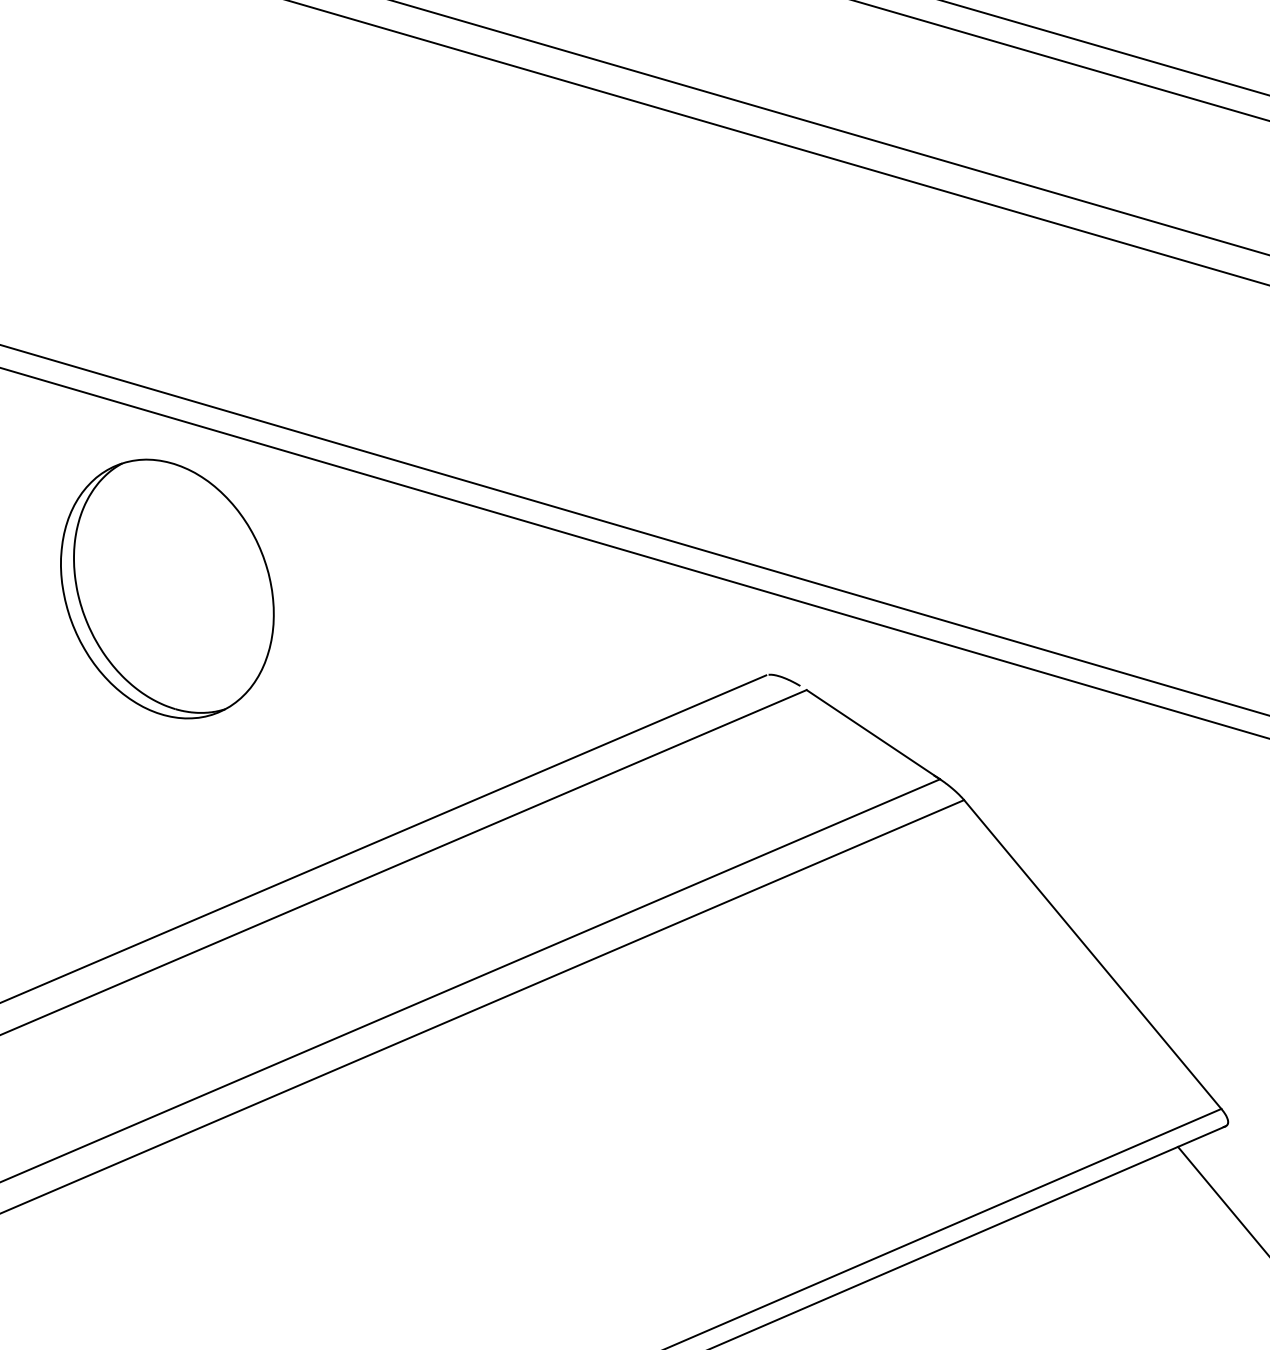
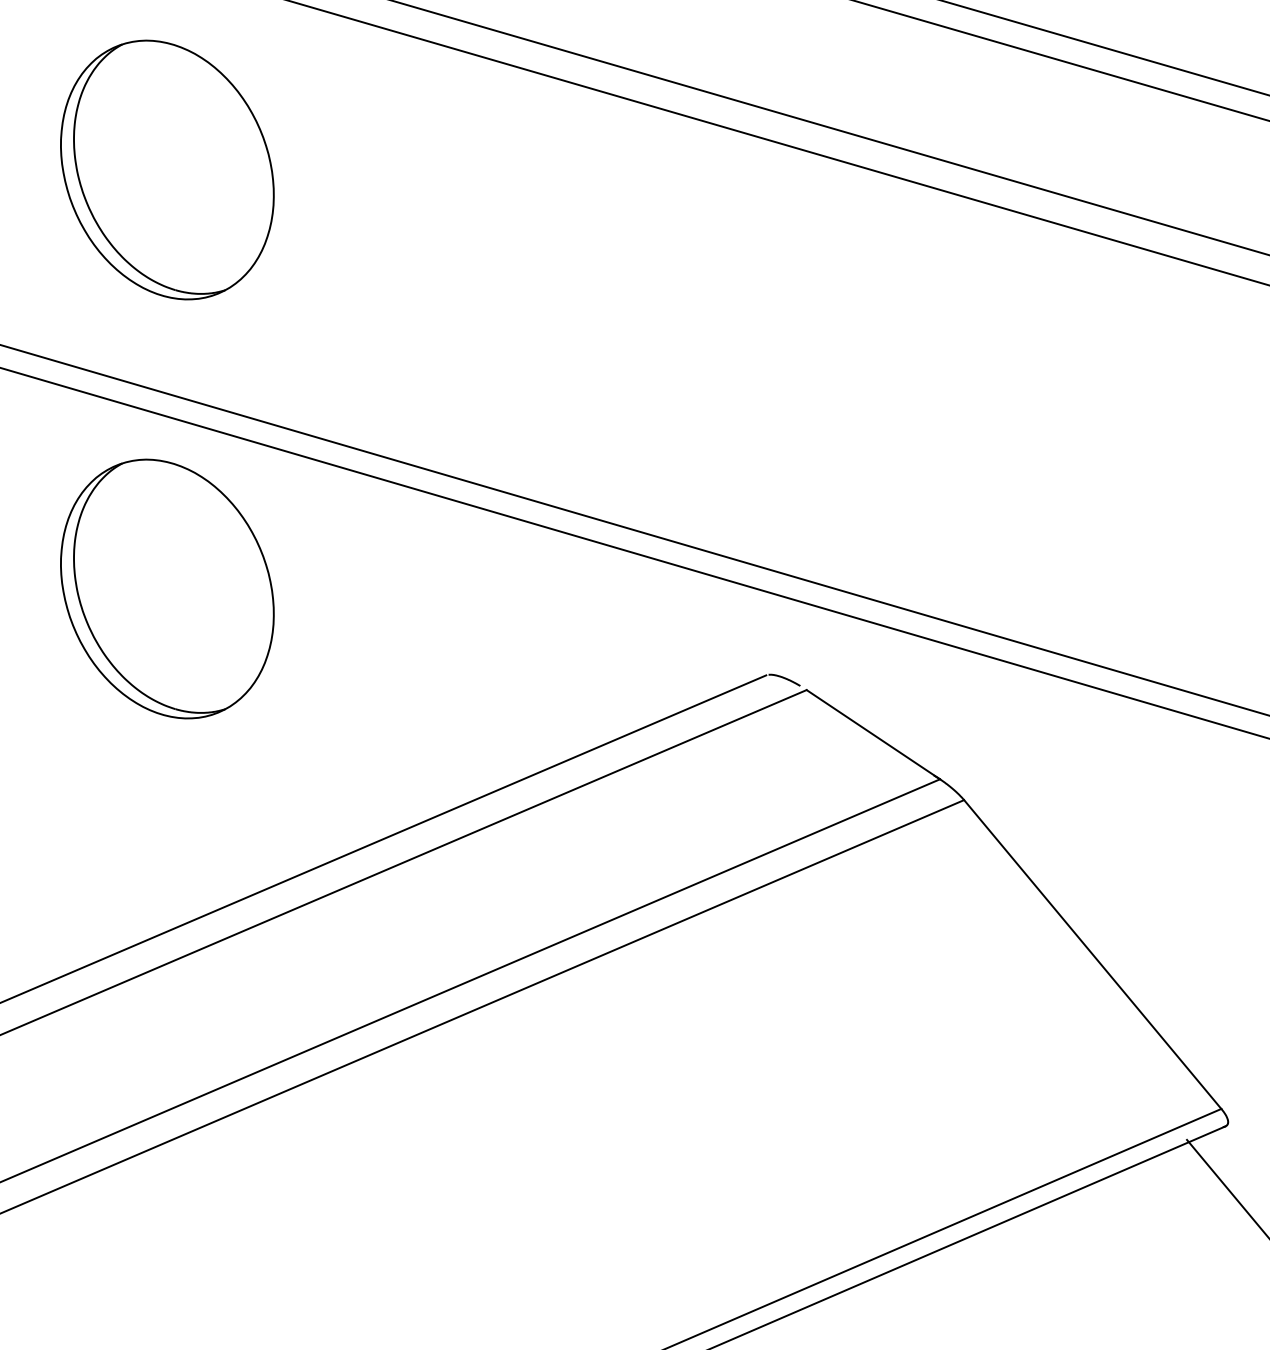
part: none -> present (167, 169)
line position: (1222, 1199) -> (1226, 1187) (1226, 1187)
